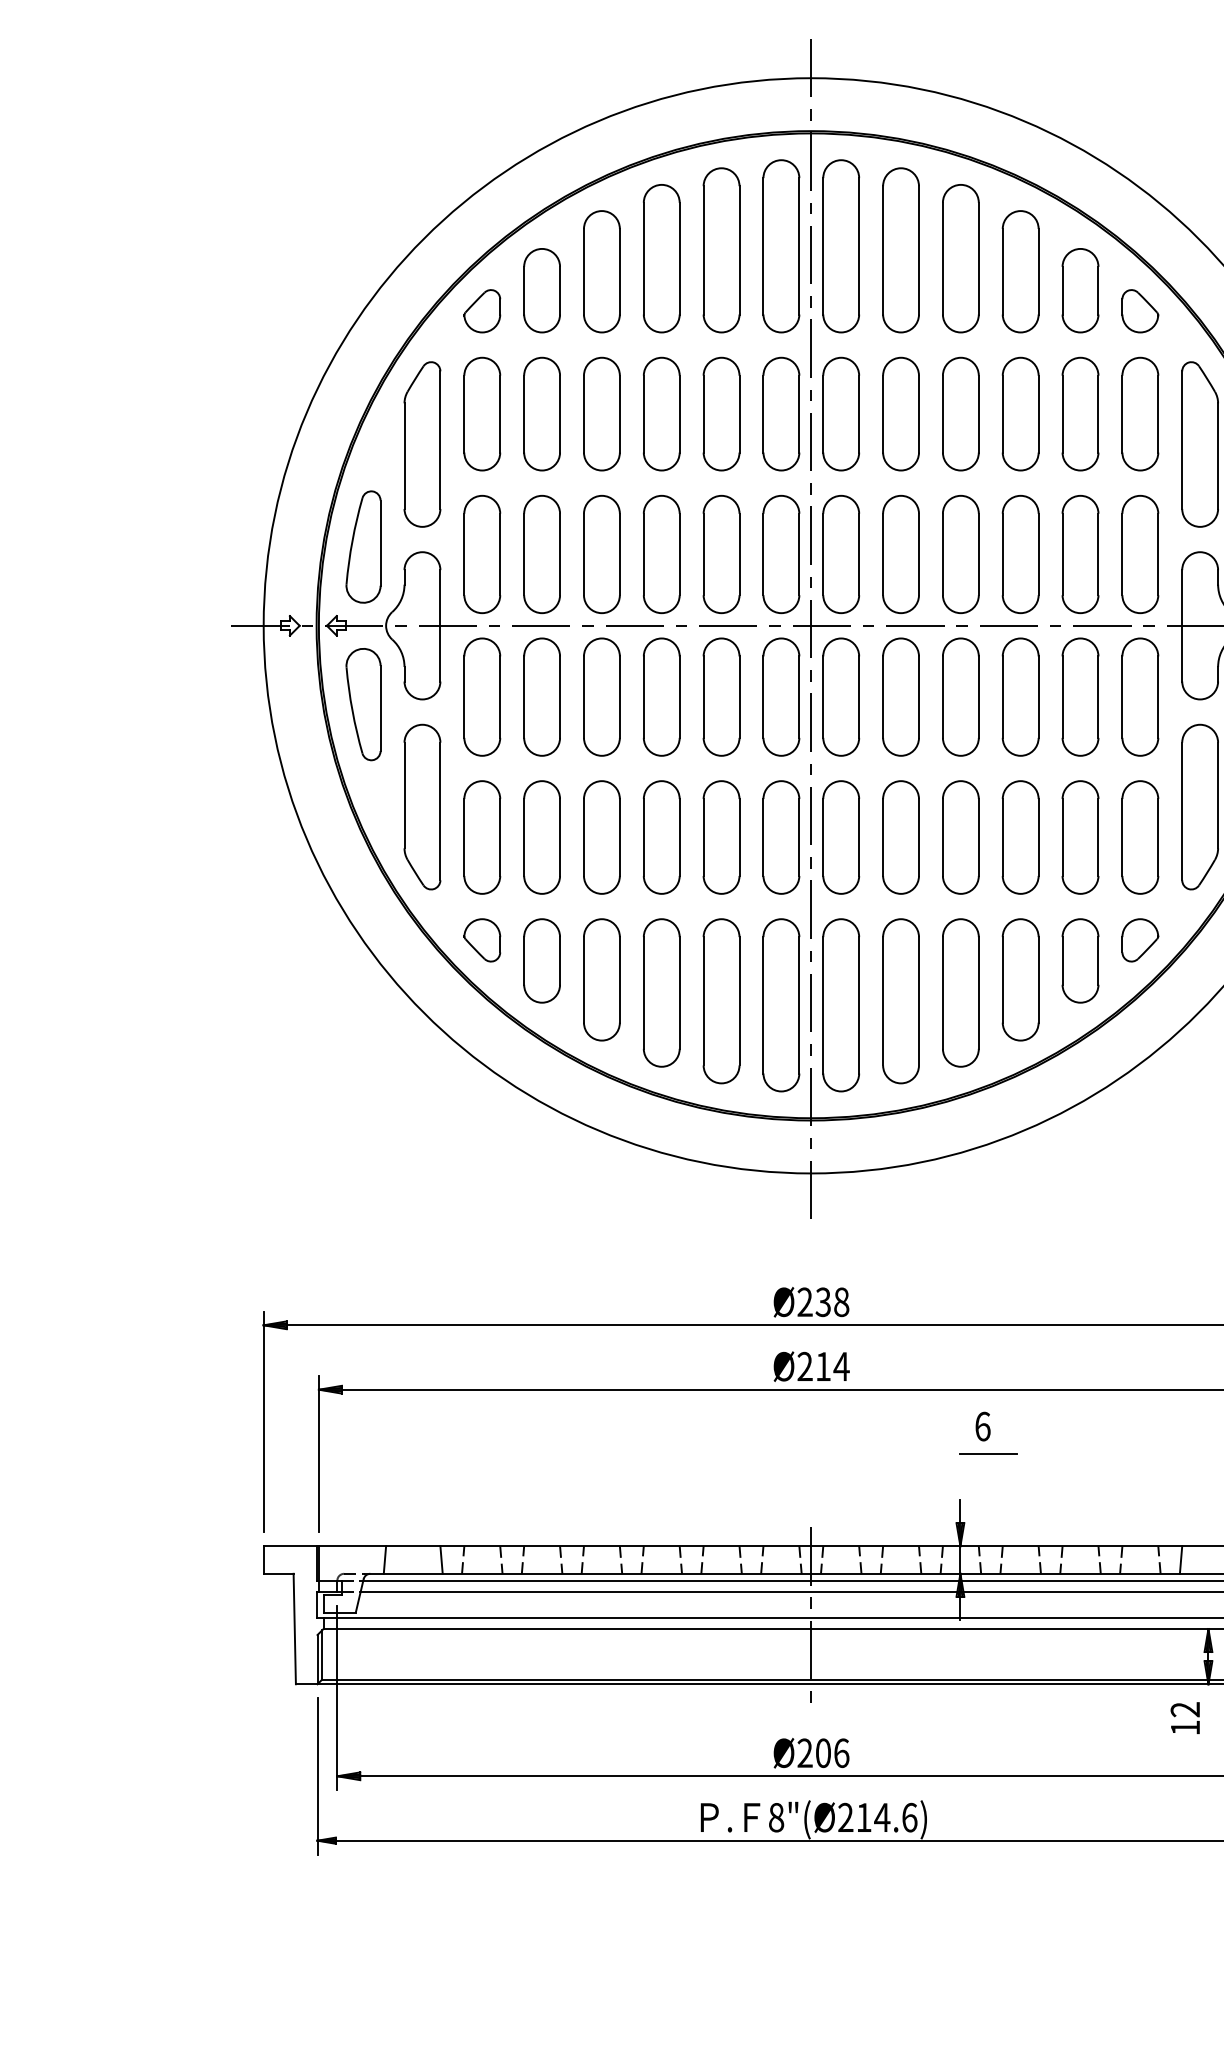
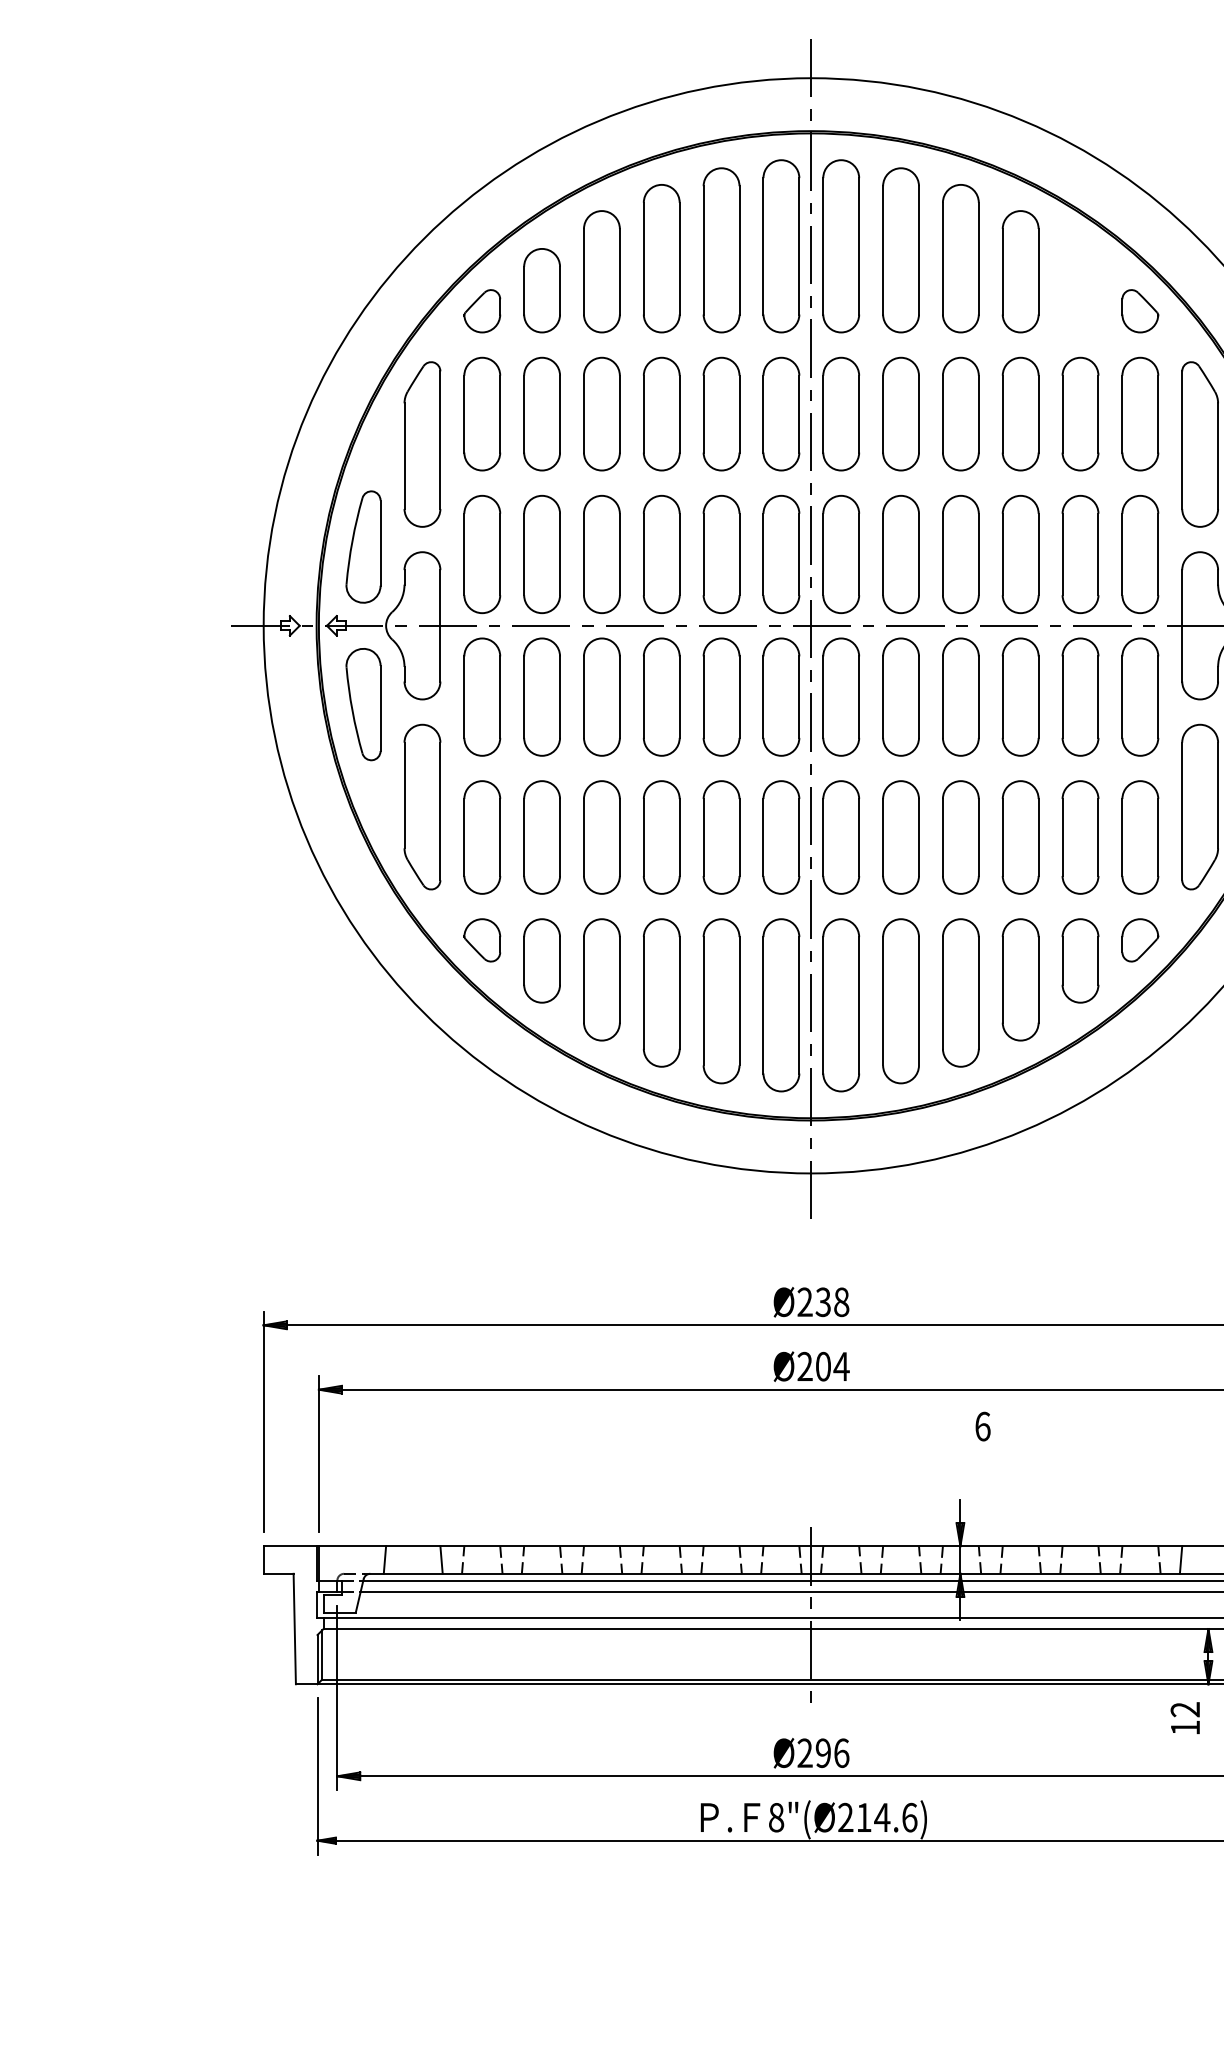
part: present -> none (1080, 290)
text: Ø214 -> Ø204 (823, 1366)
line: present -> none (988, 1454)
text: Ø206 -> Ø296 (822, 1753)
